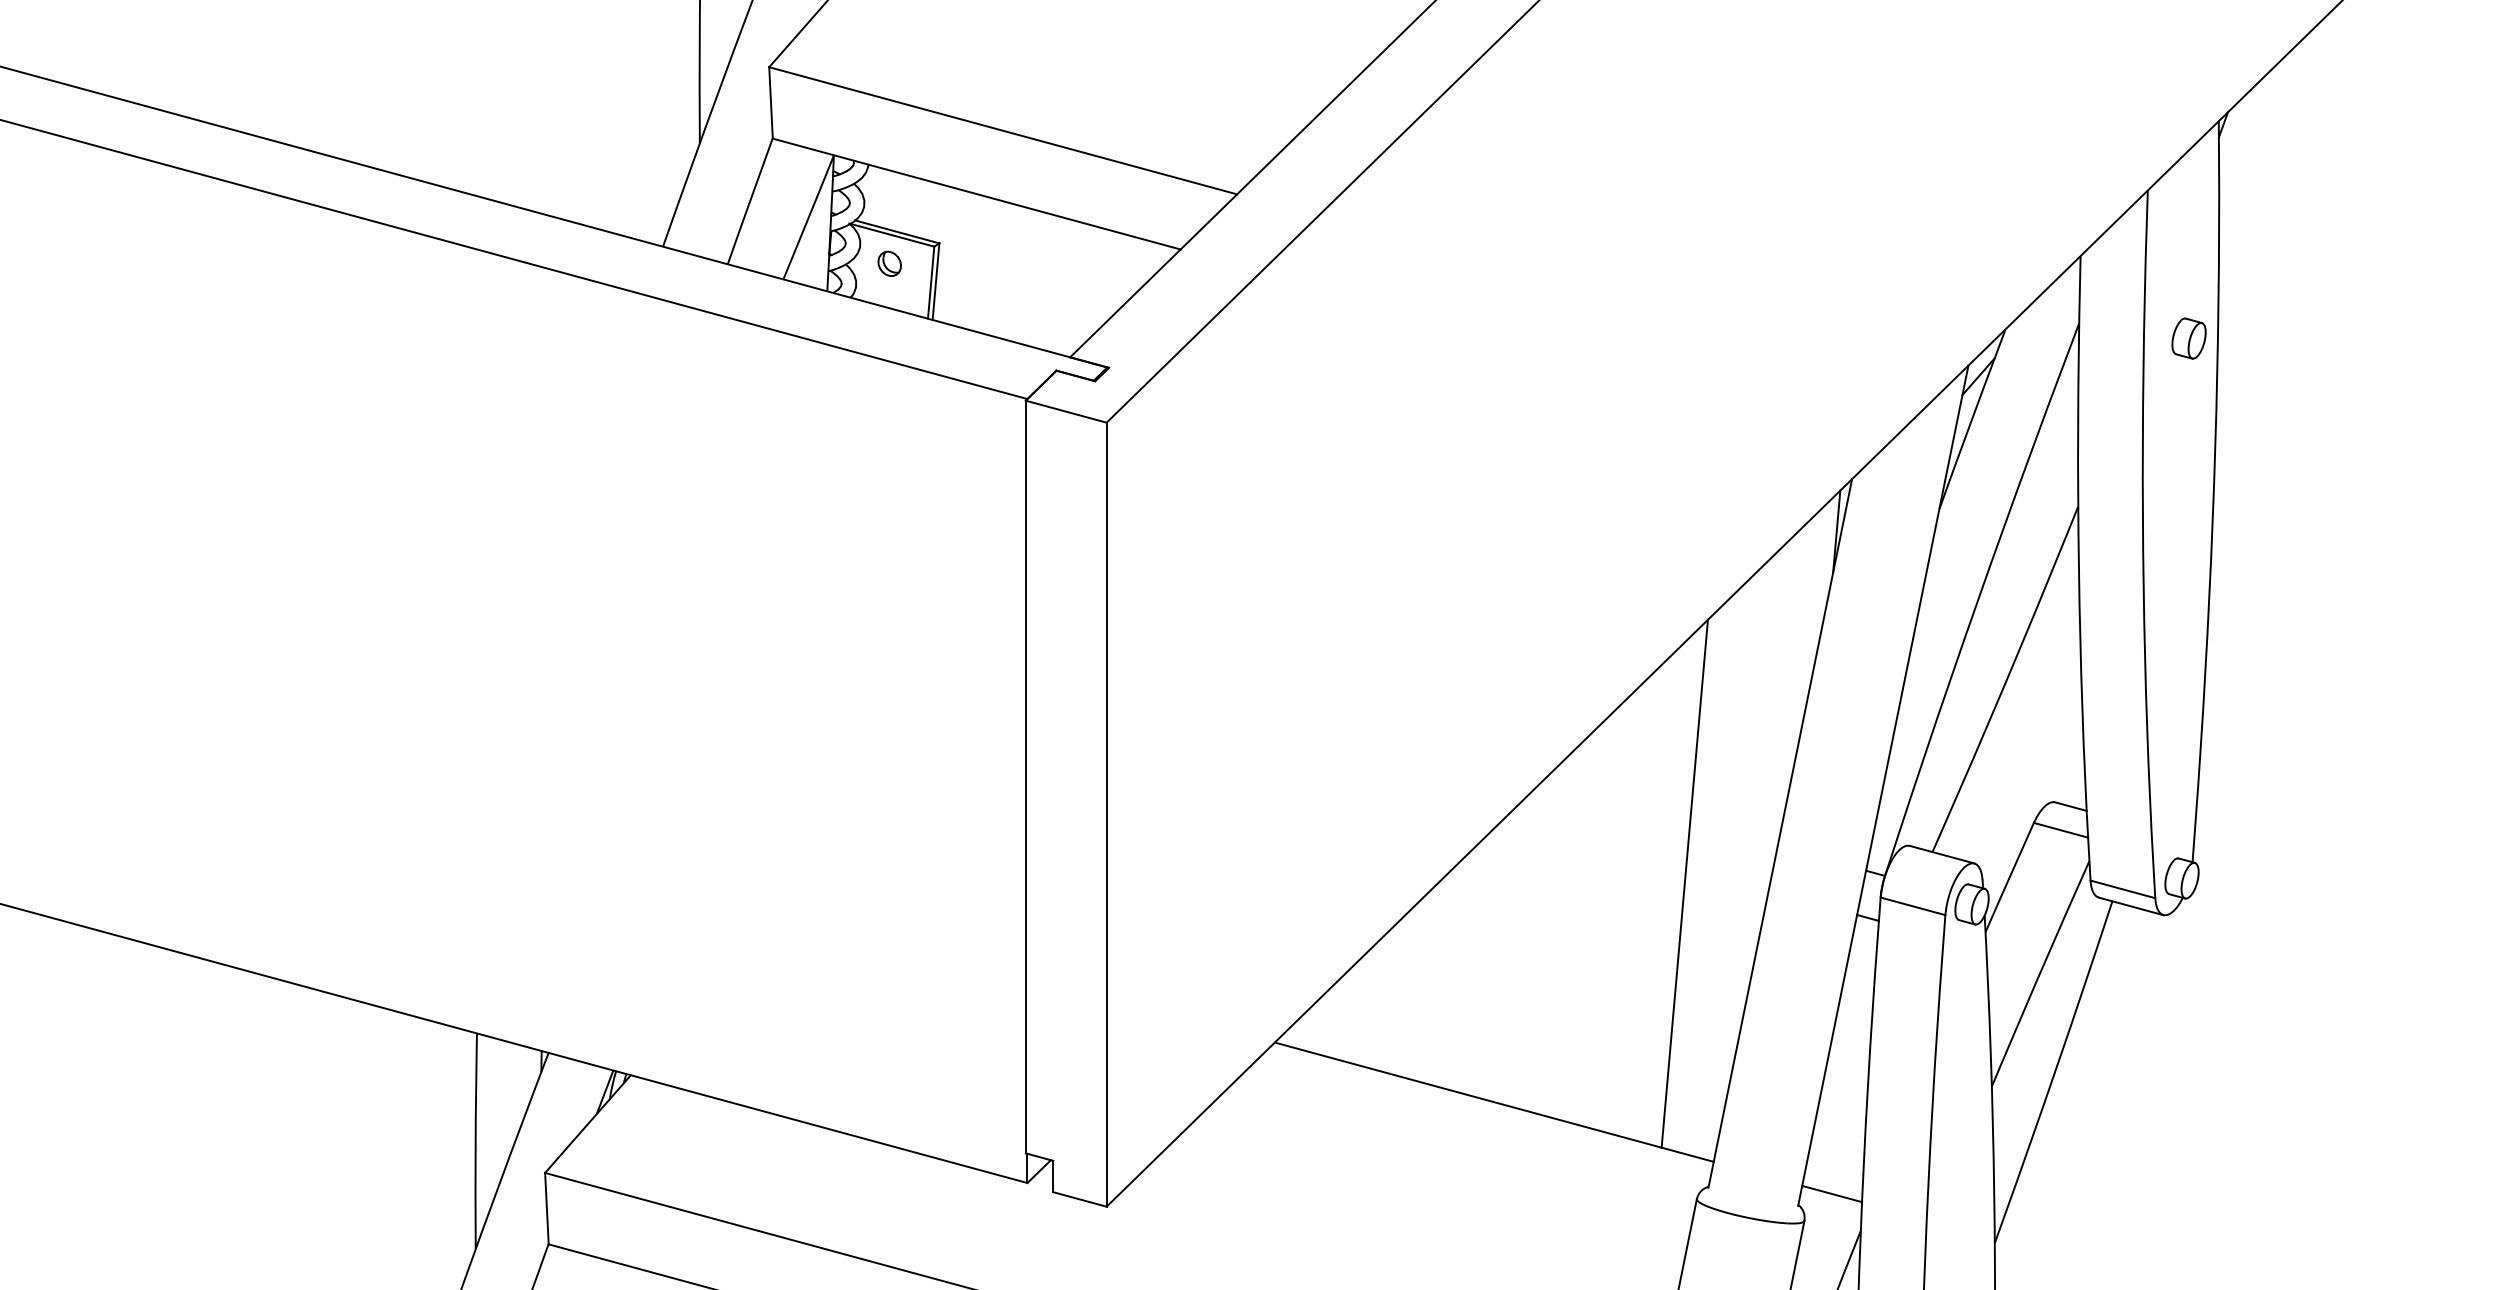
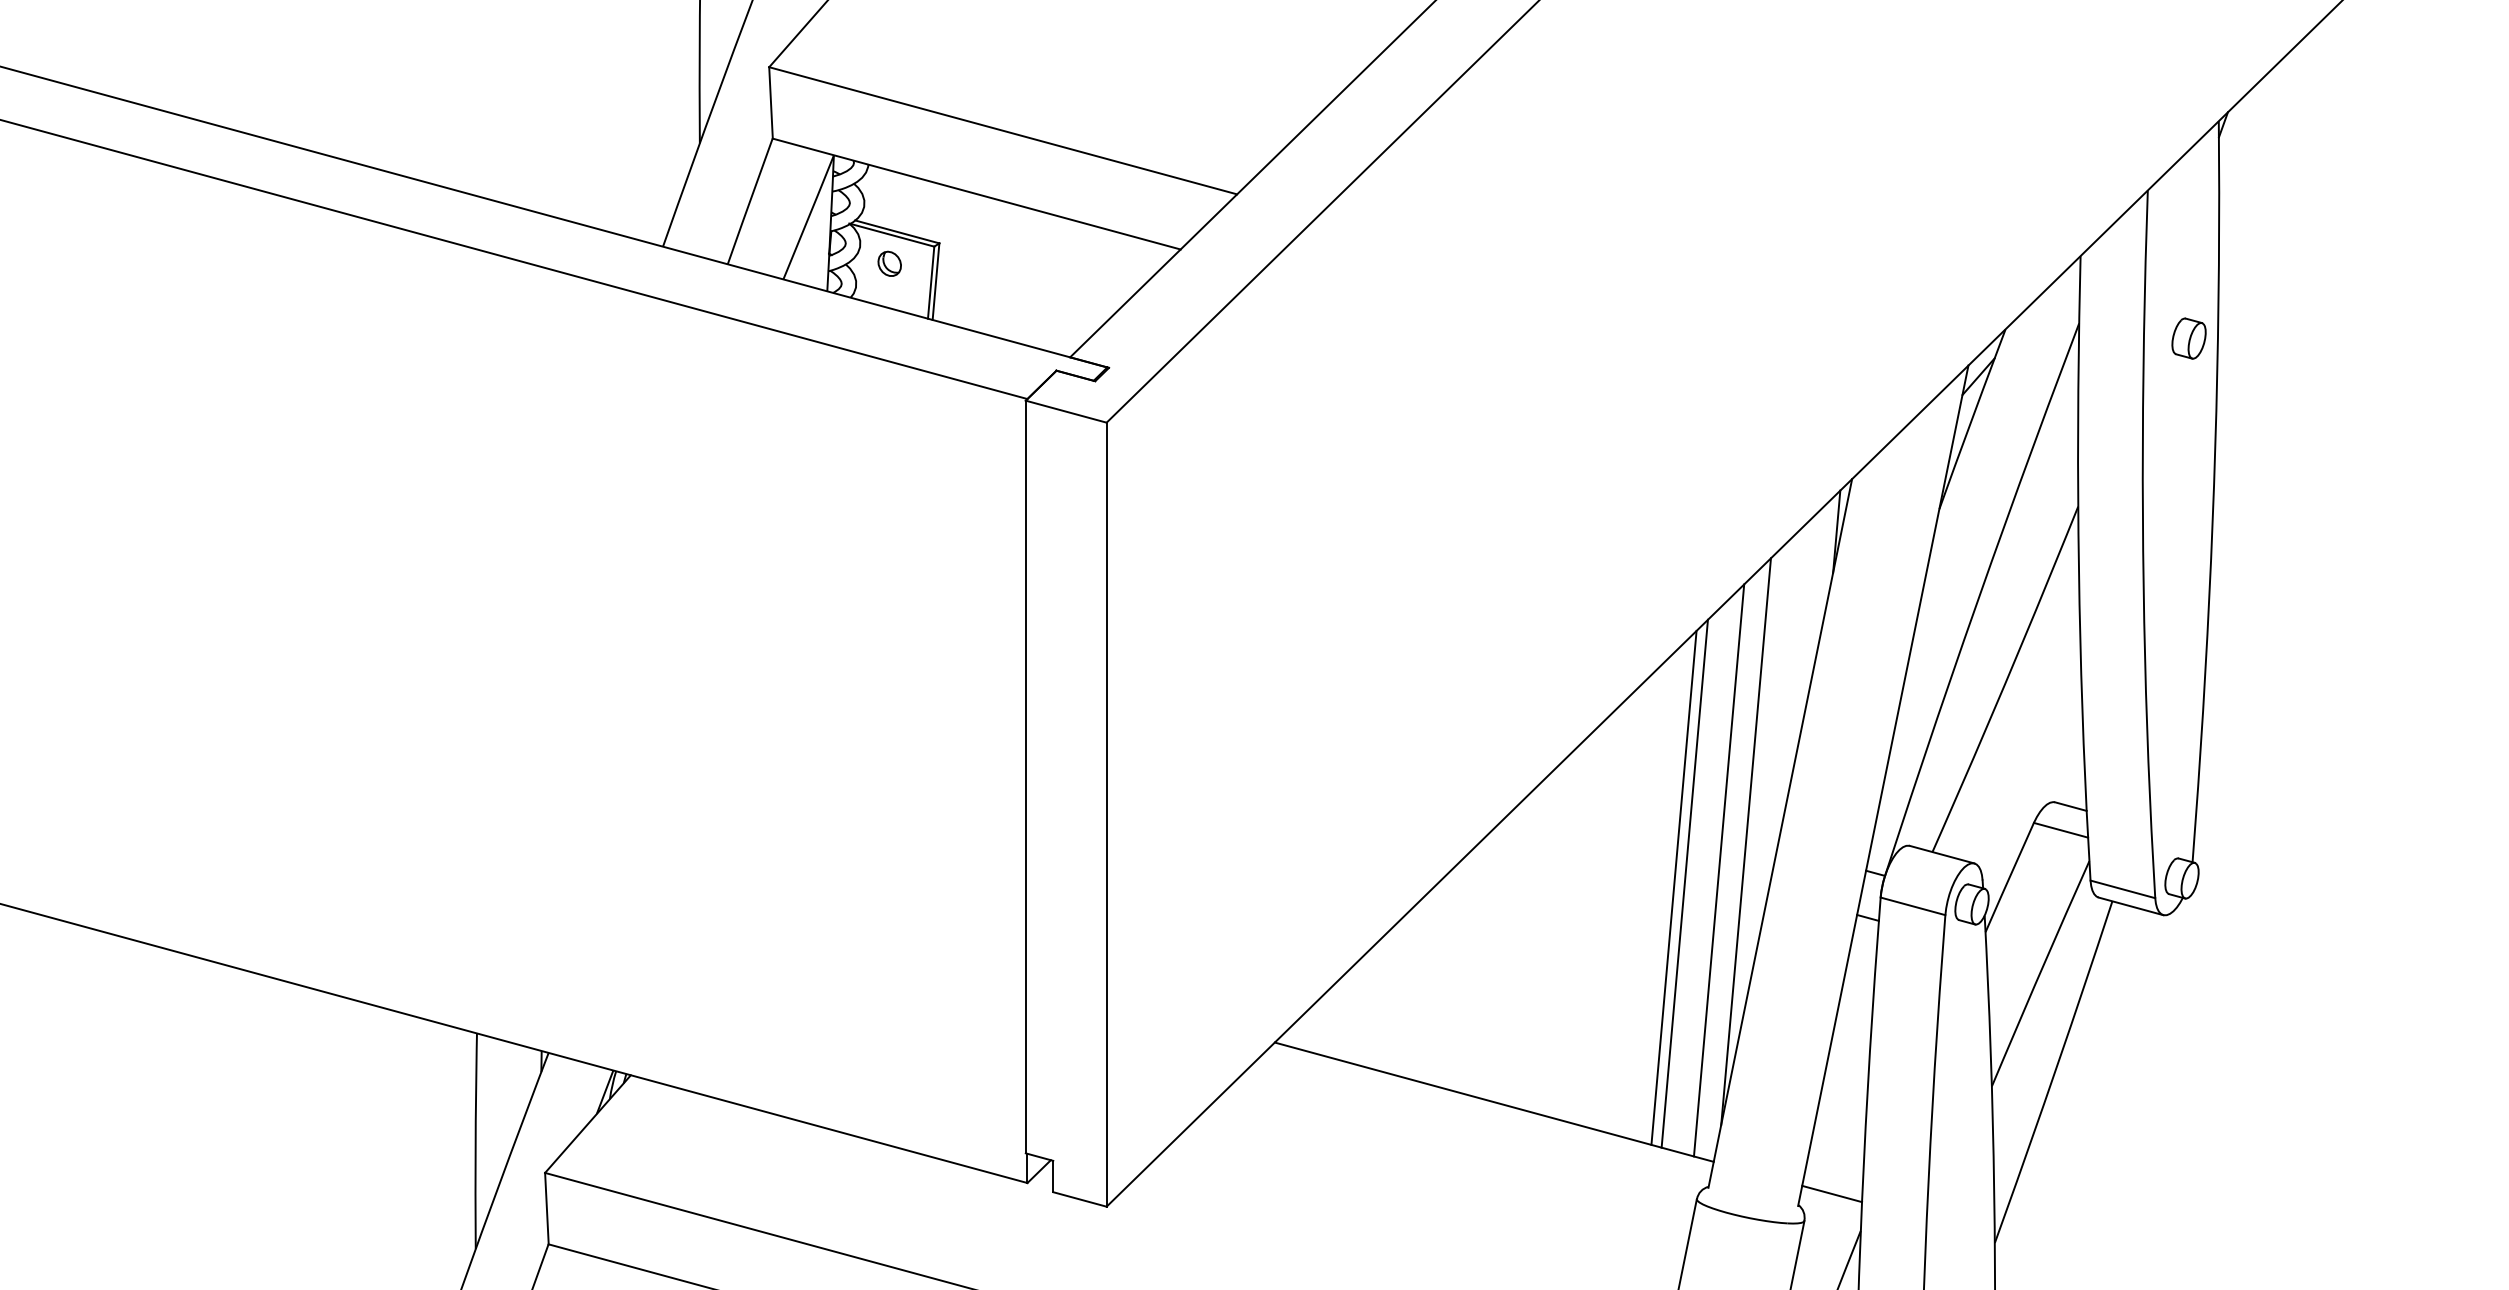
line: none -> present (1745, 841)
line: none -> present (1718, 870)
line: none -> present (1673, 887)
